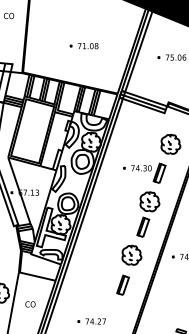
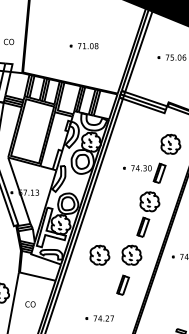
text position: (9, 15) -> (9, 41) (9, 41)
part: none -> present (99, 254)
part position: (91, 321) -> (99, 318) (99, 318)
